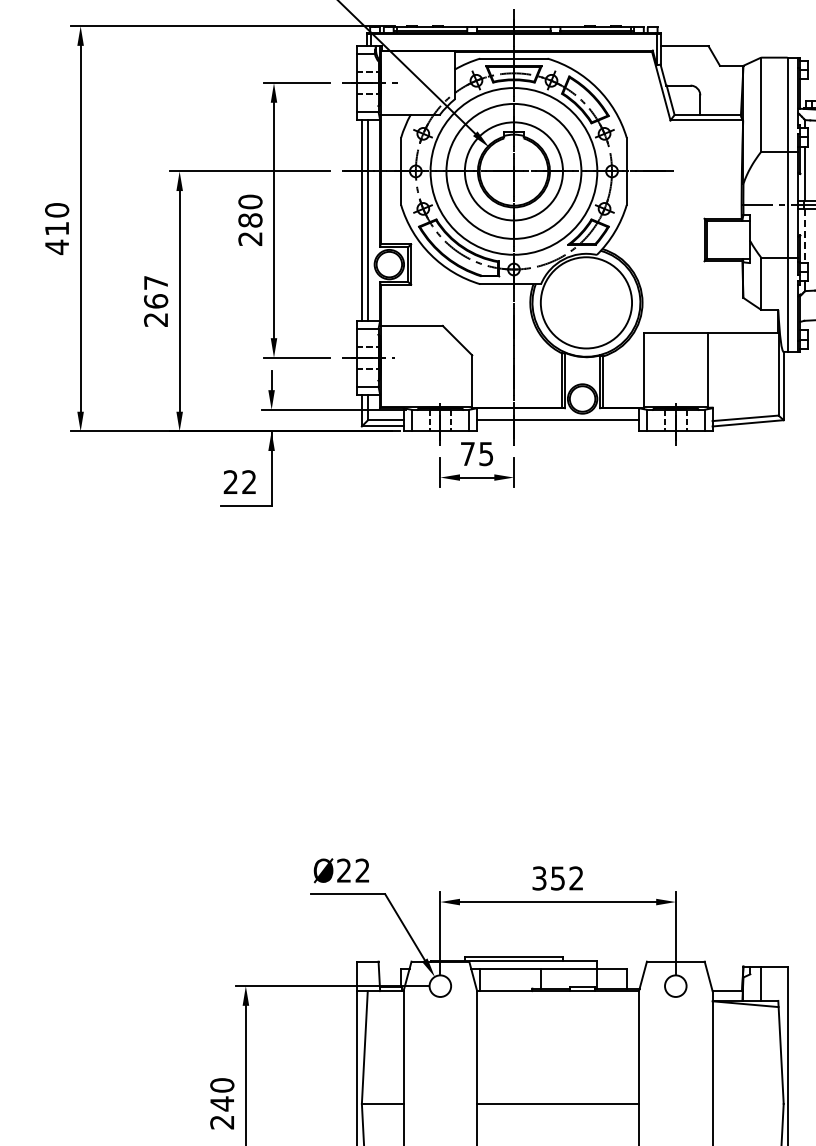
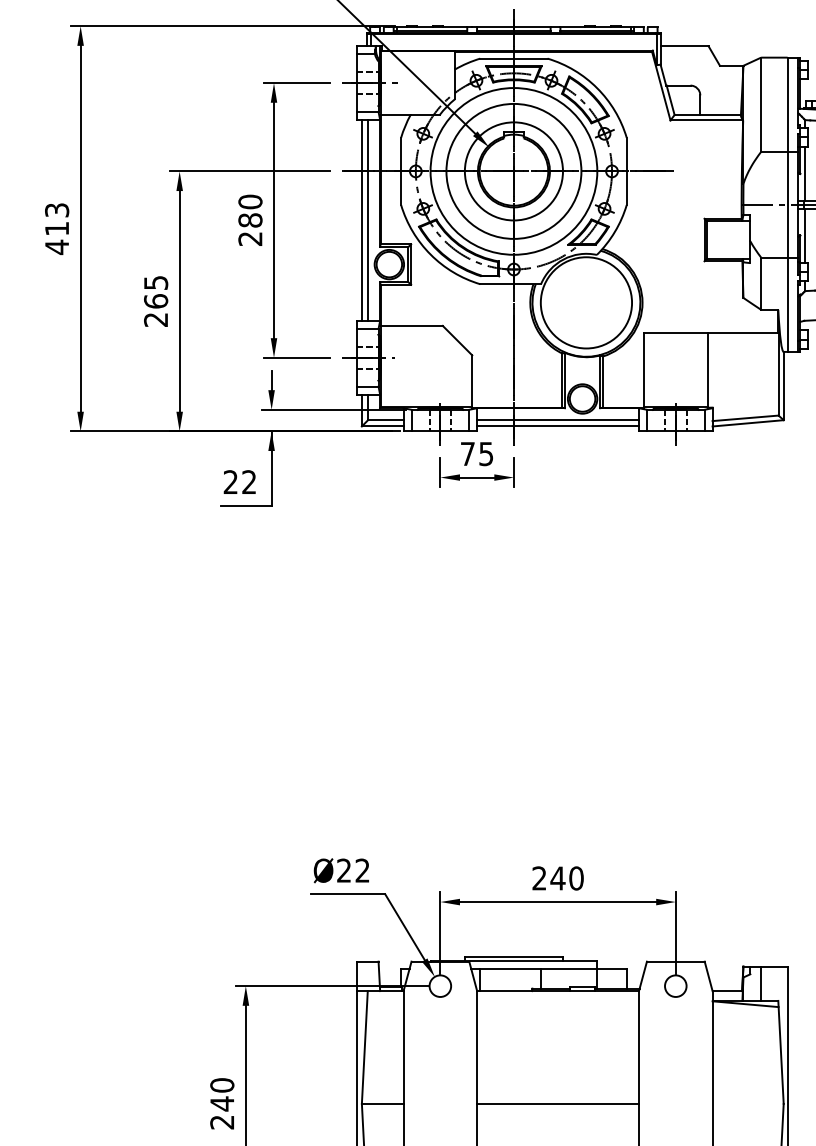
text: 410 -> 413 (57, 210)
line: dashed -> solid (805, 236)
text: 267 -> 265 (156, 282)
line: none -> present (558, 426)
text: 352 -> 240 (557, 878)
